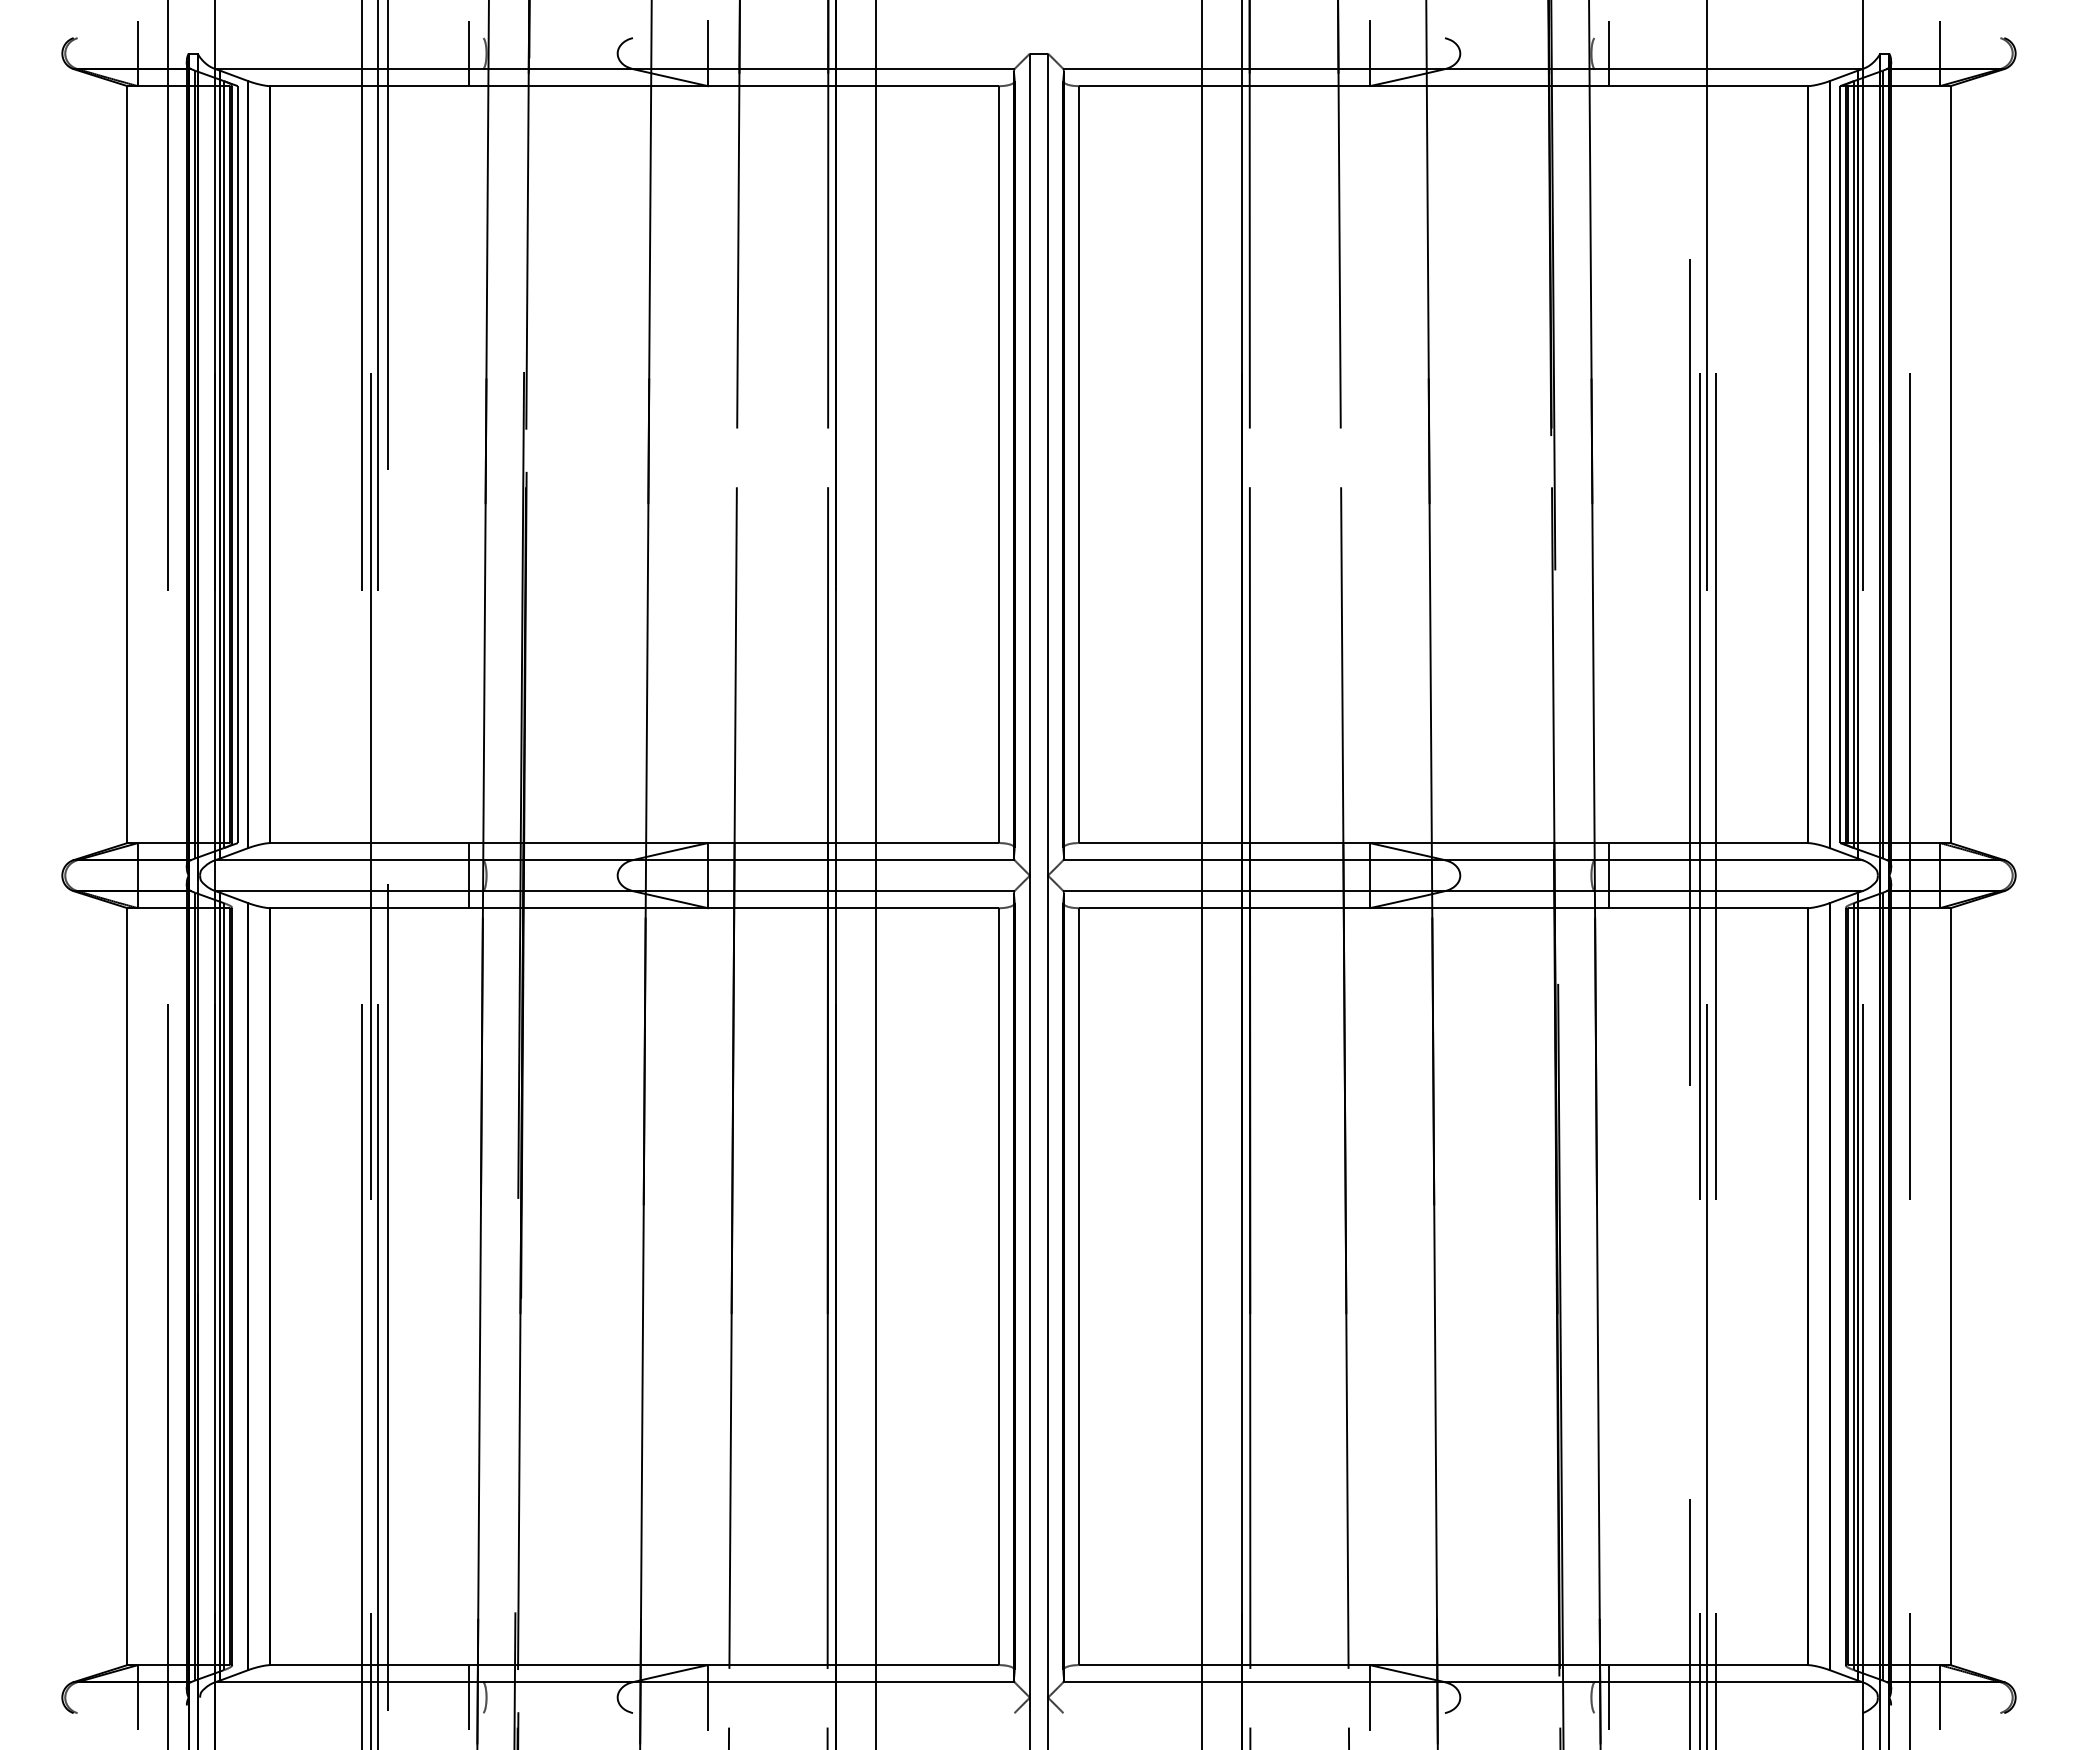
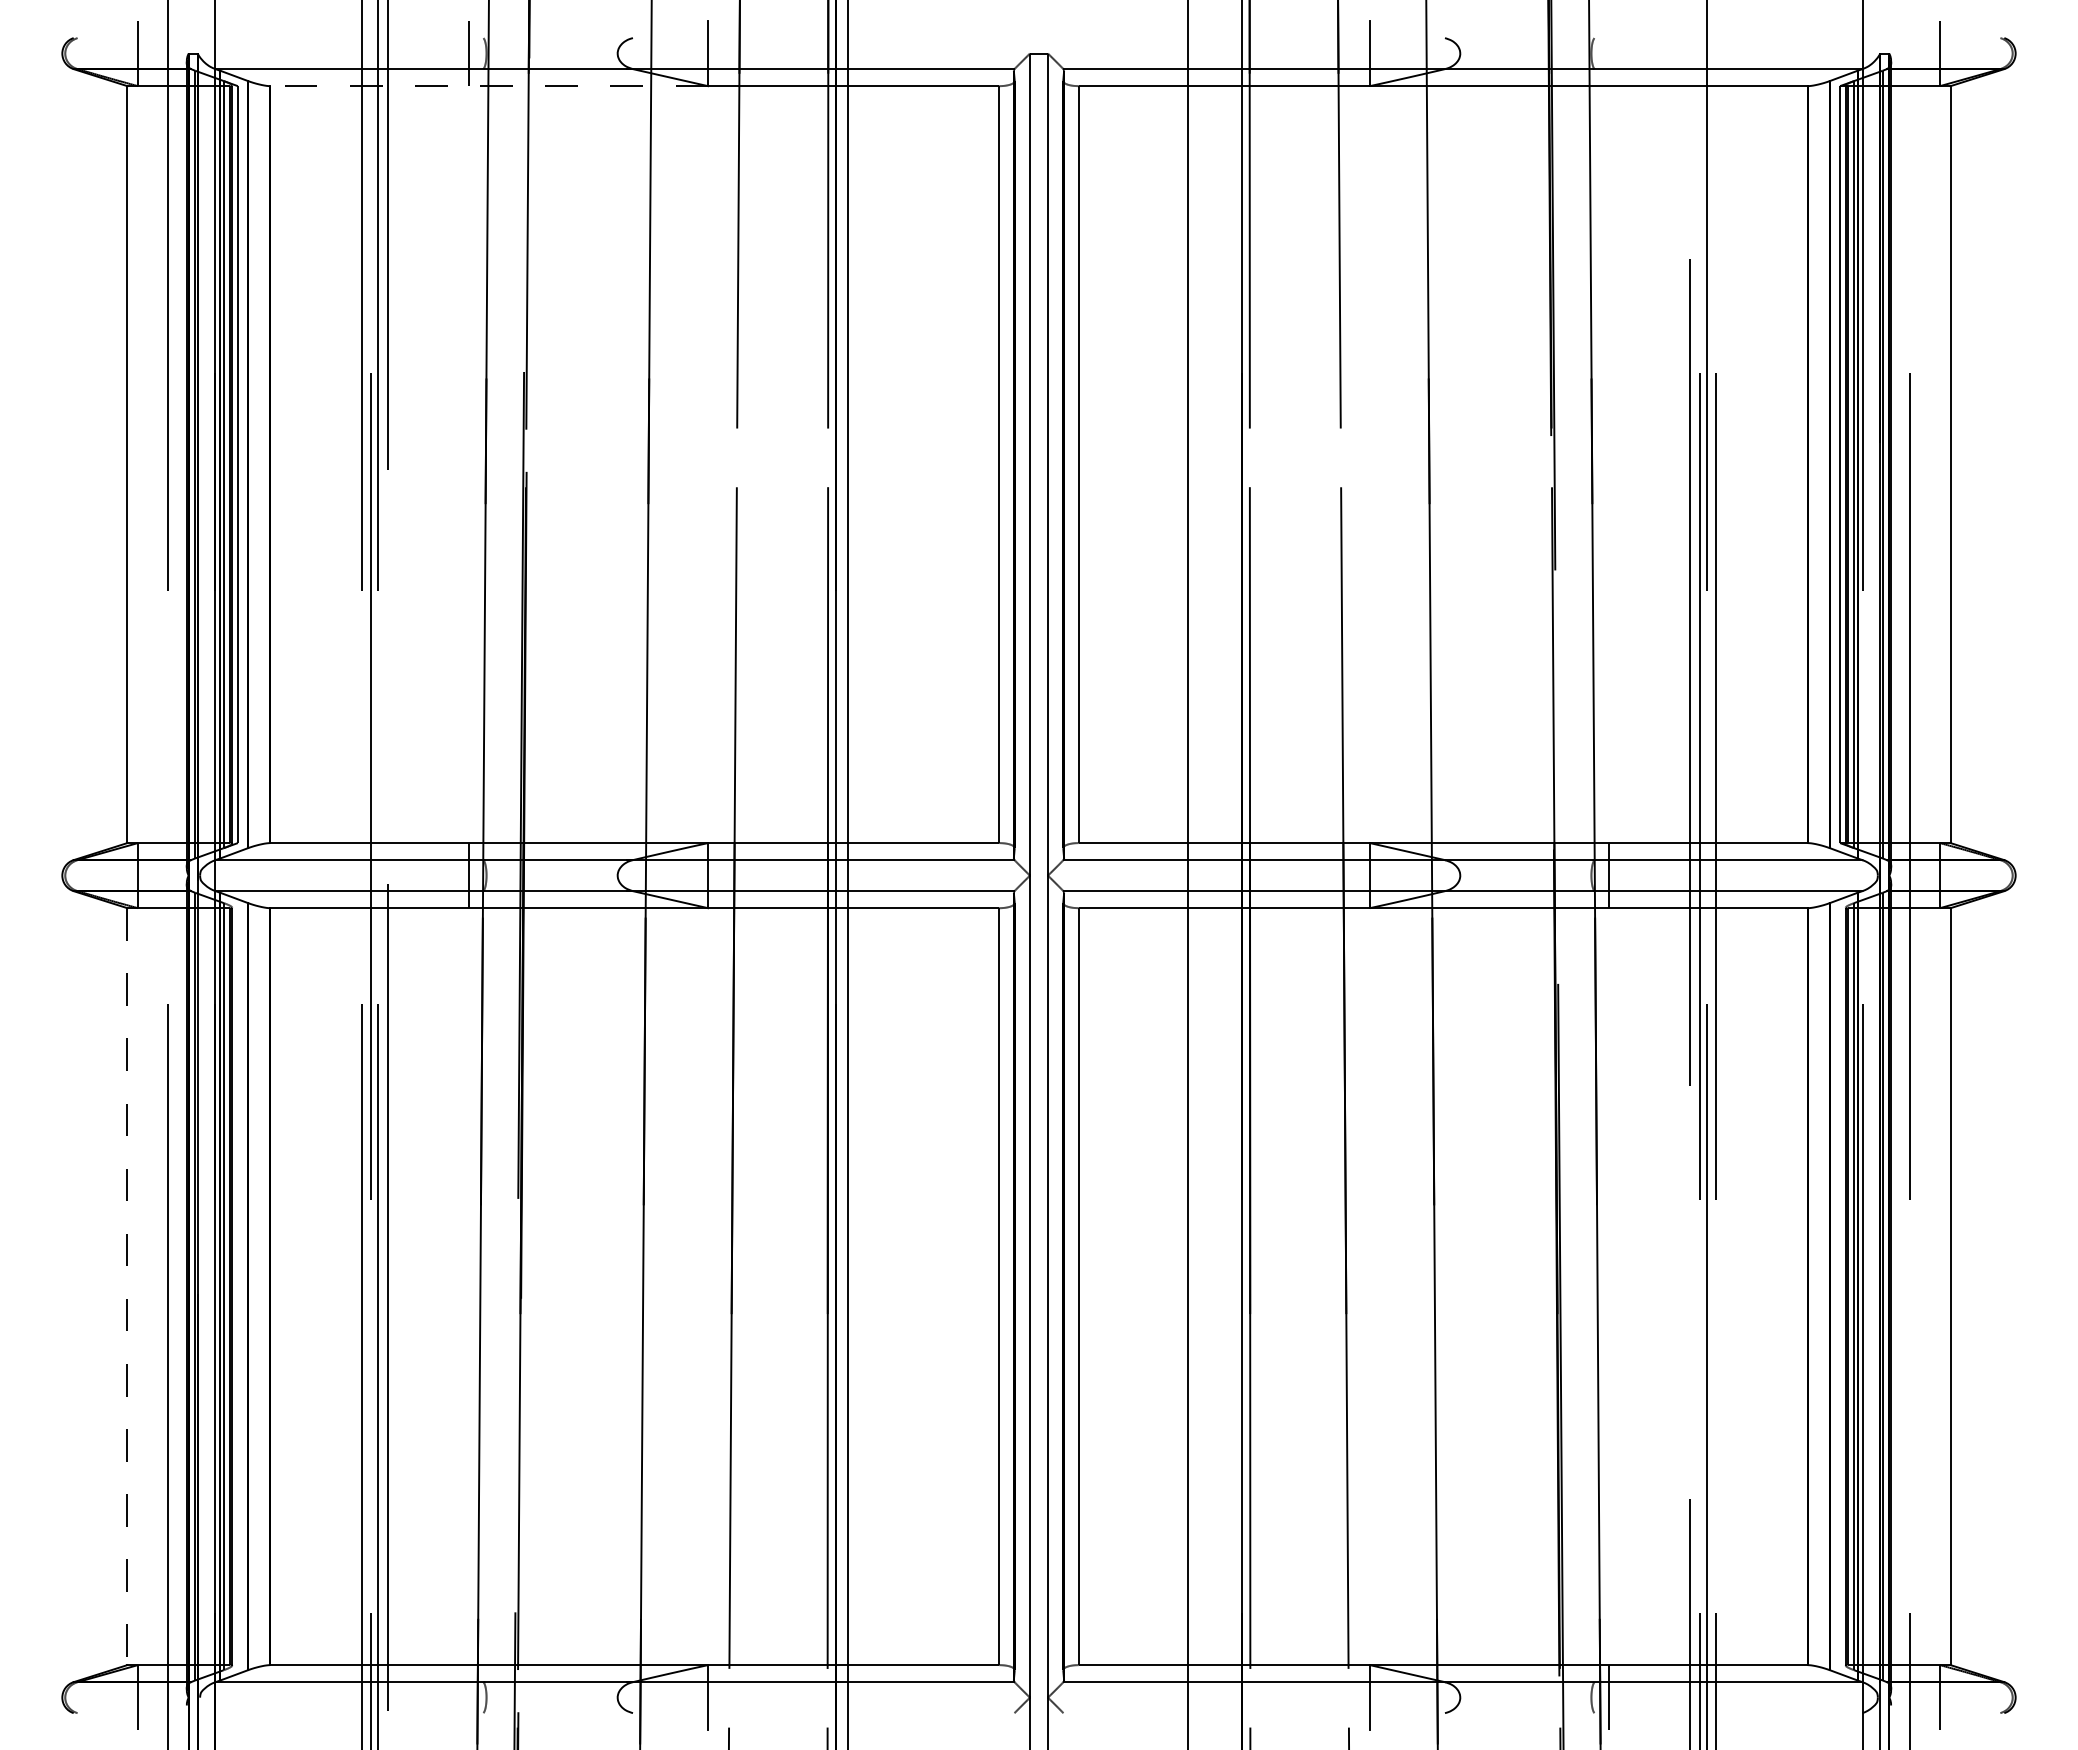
line: present -> none (1609, 53)
line: solid -> dashed (489, 86)
line position: (876, 874) -> (848, 874) (848, 874)
line position: (1201, 874) -> (1187, 874) (1187, 874)
line: solid -> dashed (127, 1287)
line: present -> none (468, 1697)
